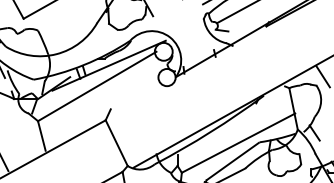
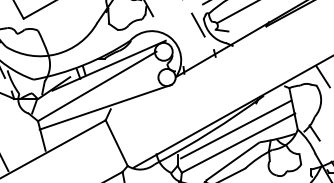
line: none -> present (198, 24)
line: none -> present (105, 106)
line: none -> present (236, 129)
